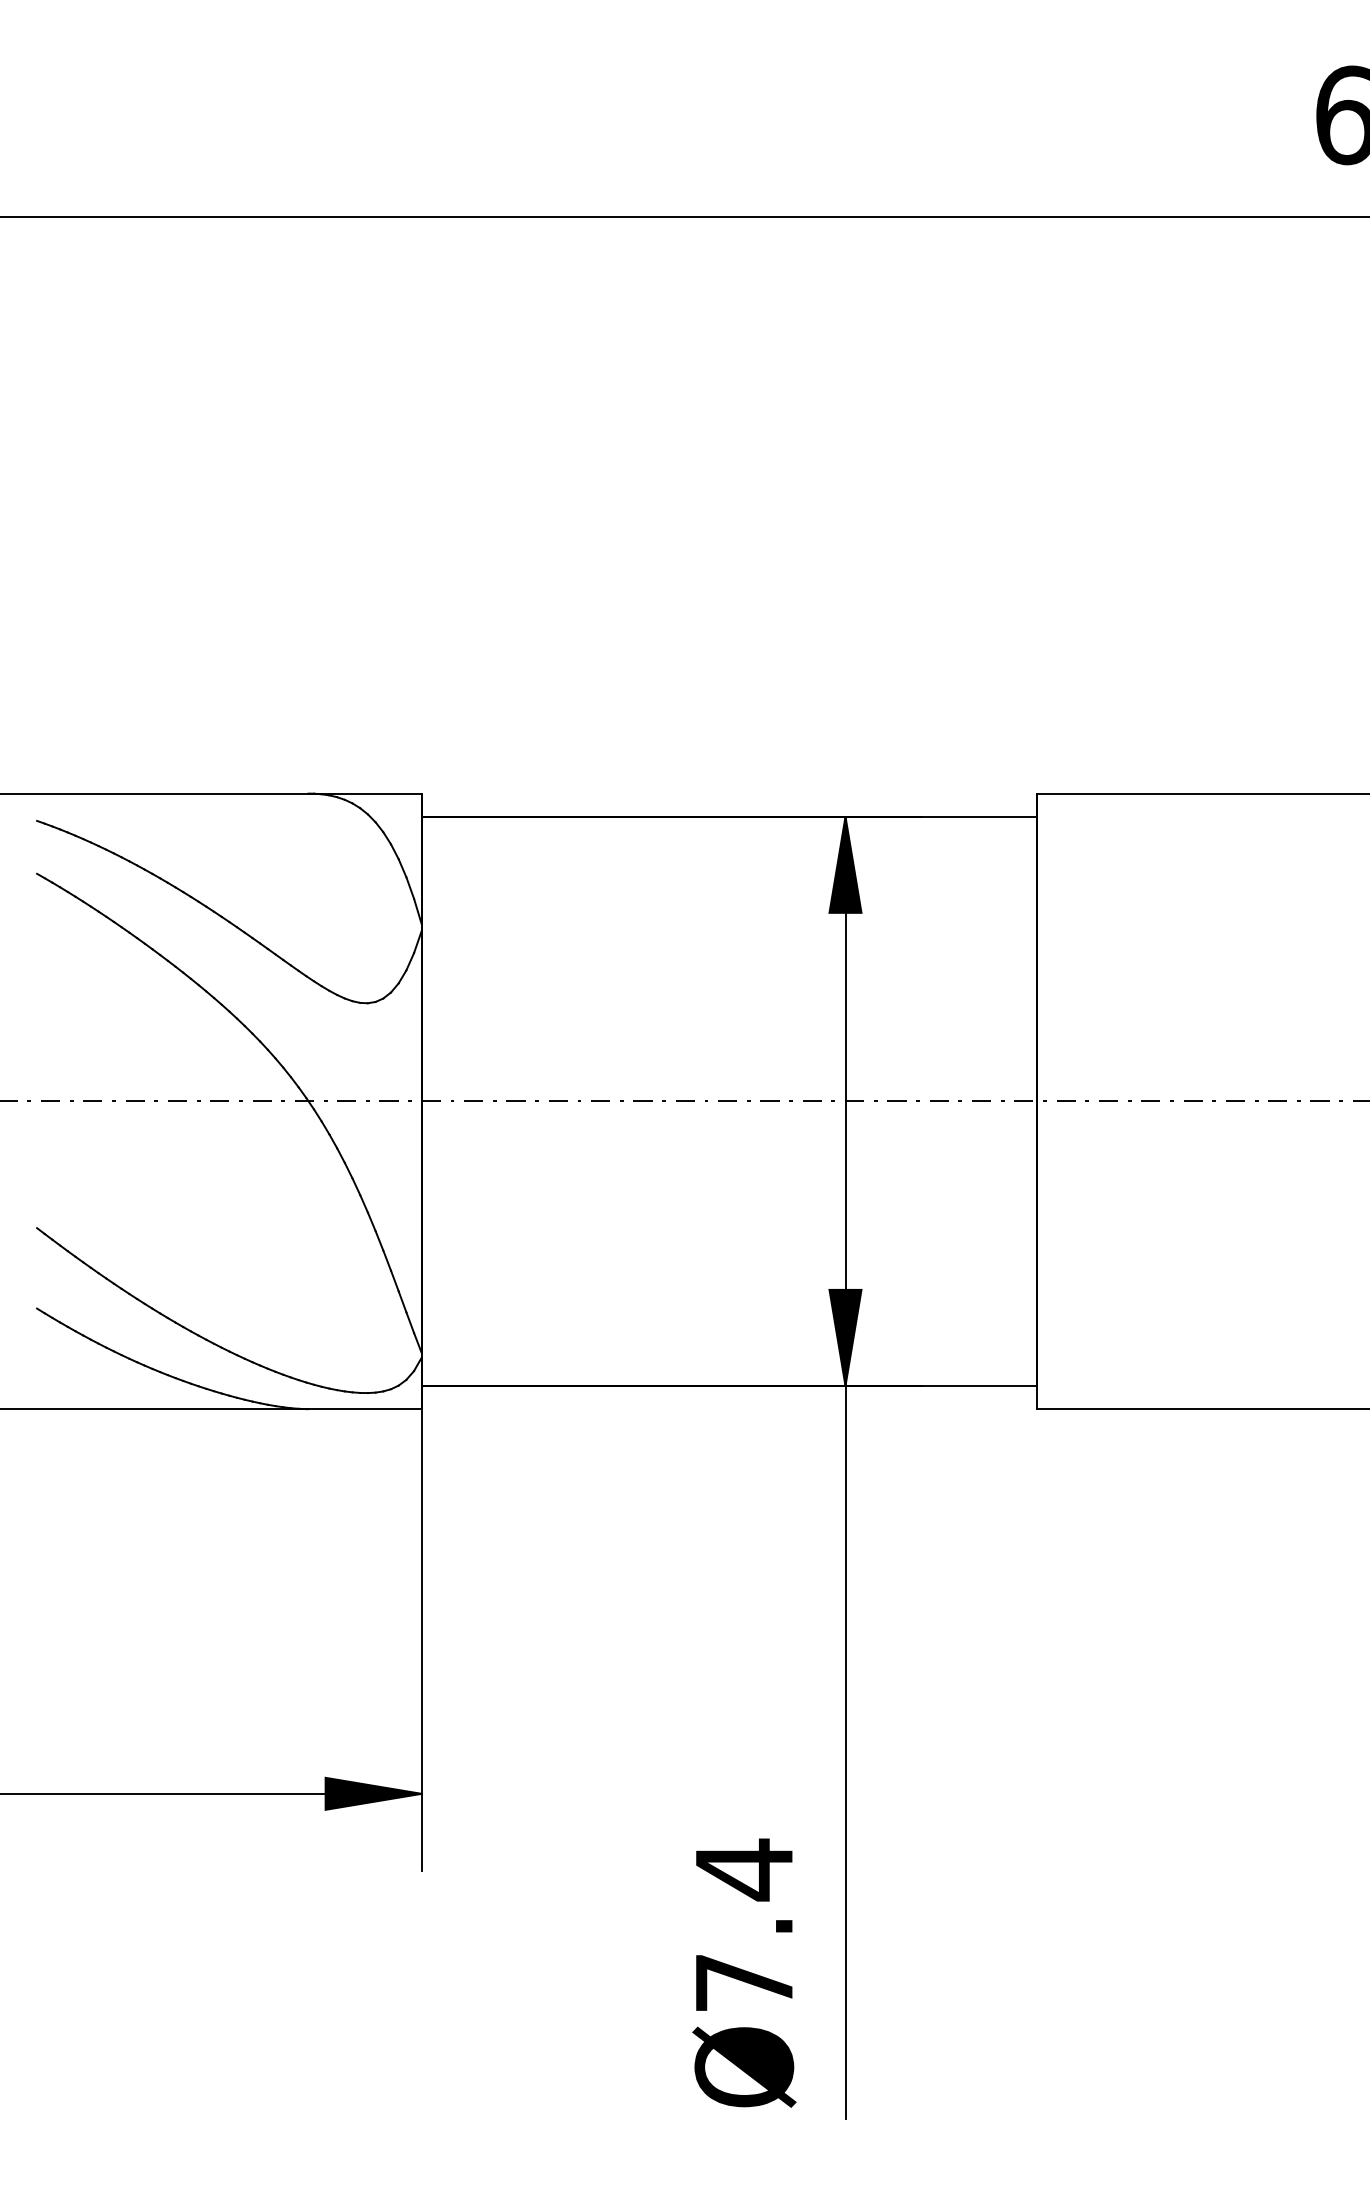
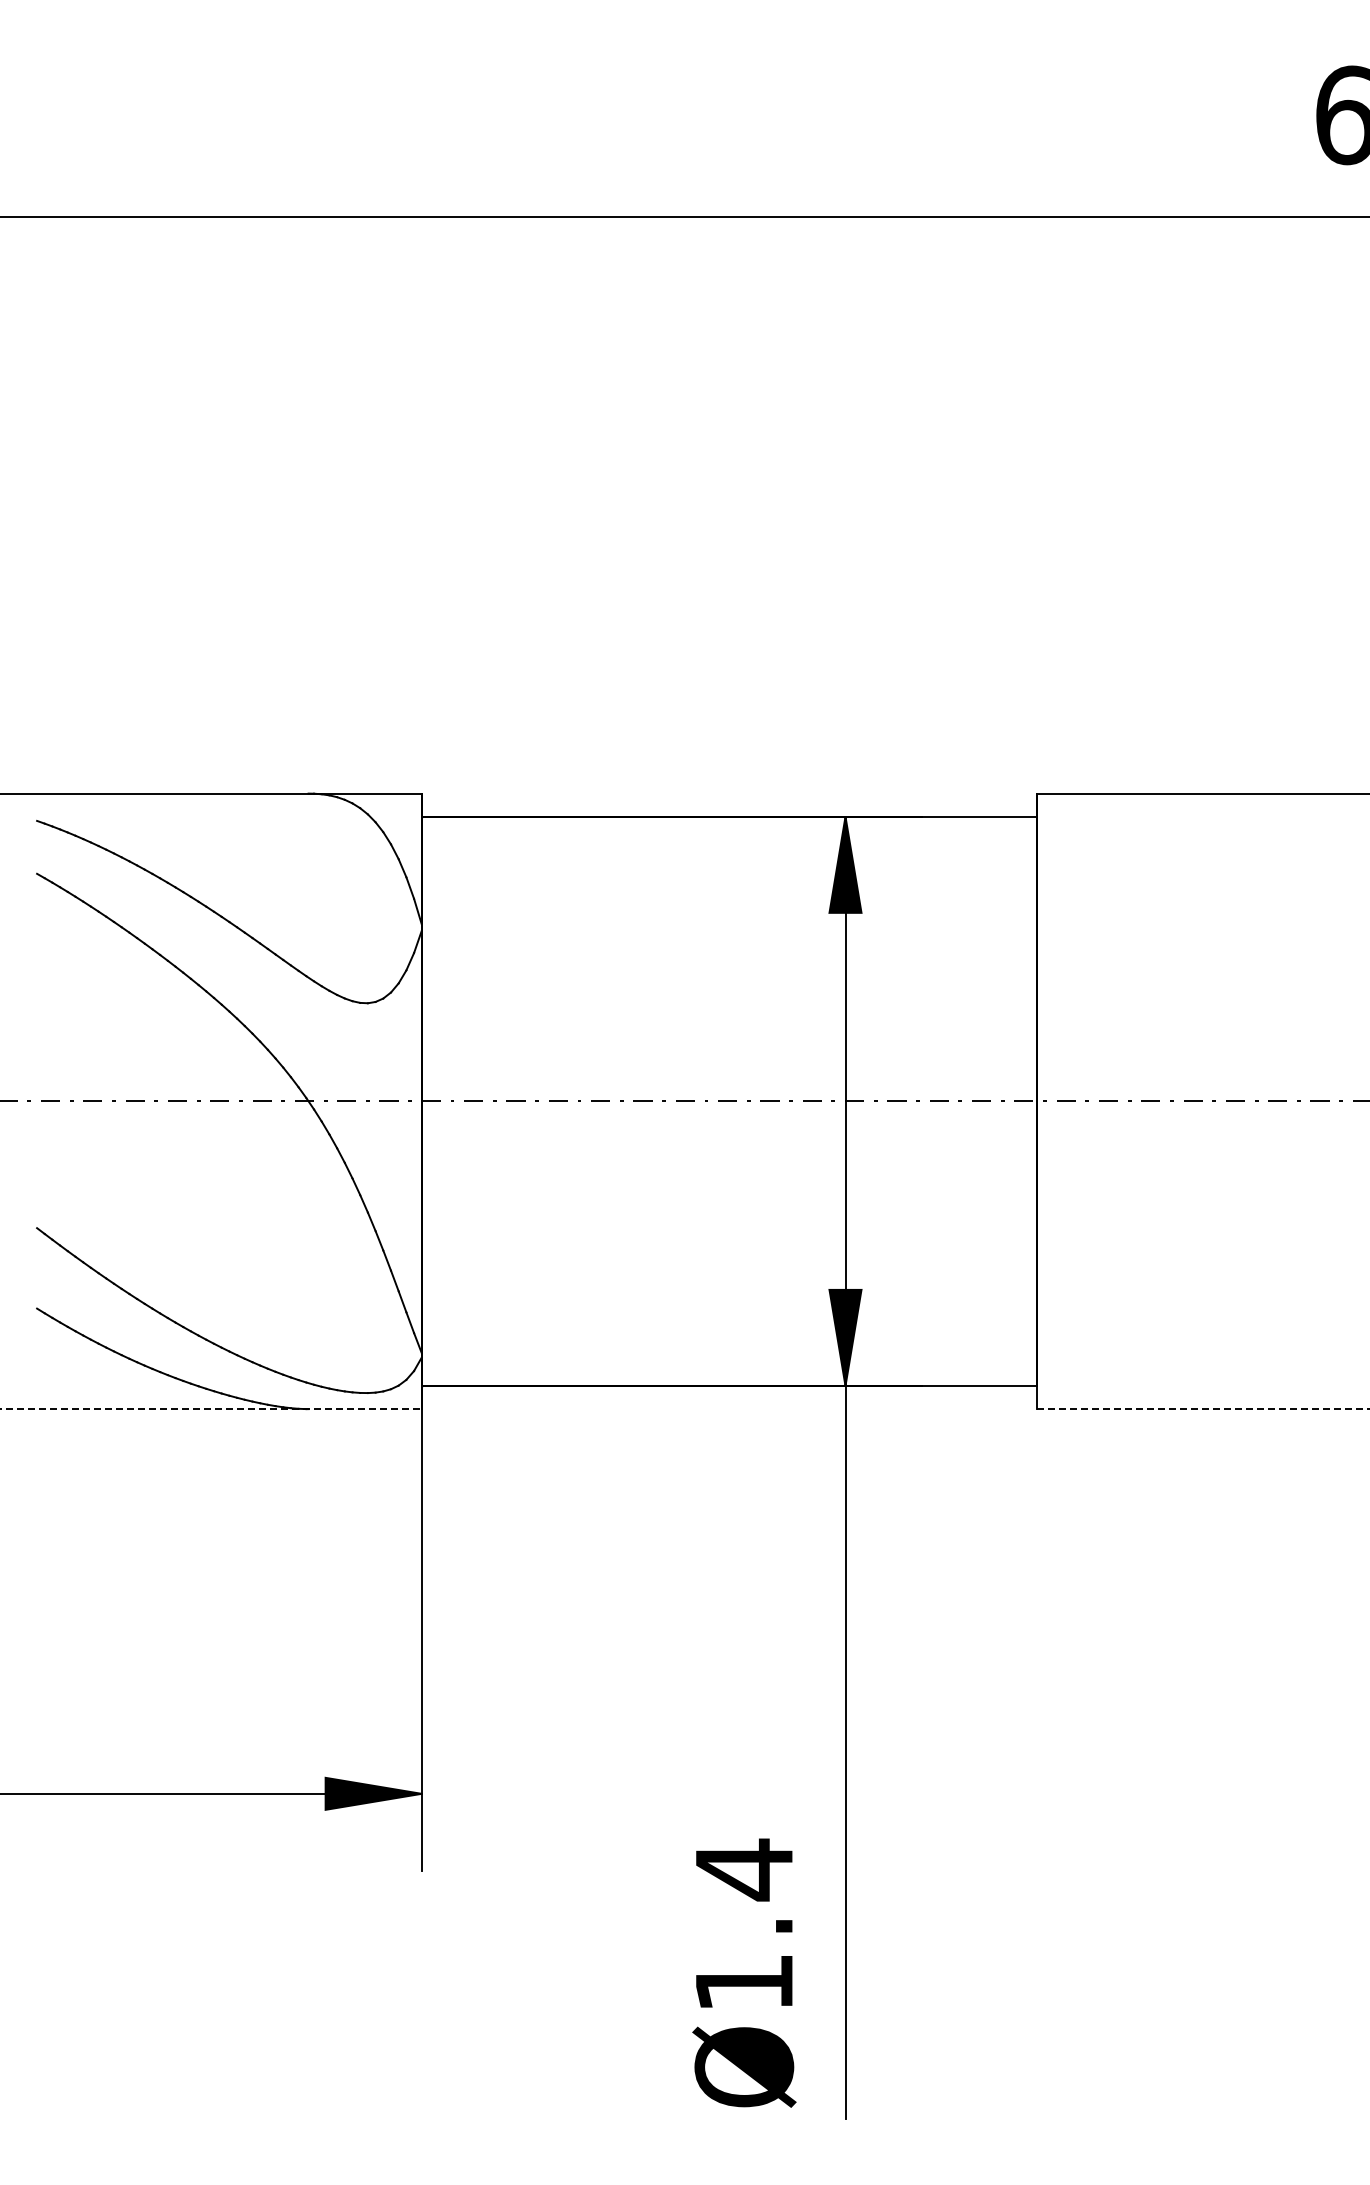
line: solid -> dashed (211, 1409)
line: solid -> dashed (1203, 1409)
text: Ø7.4 -> Ø1.4 (744, 1982)
